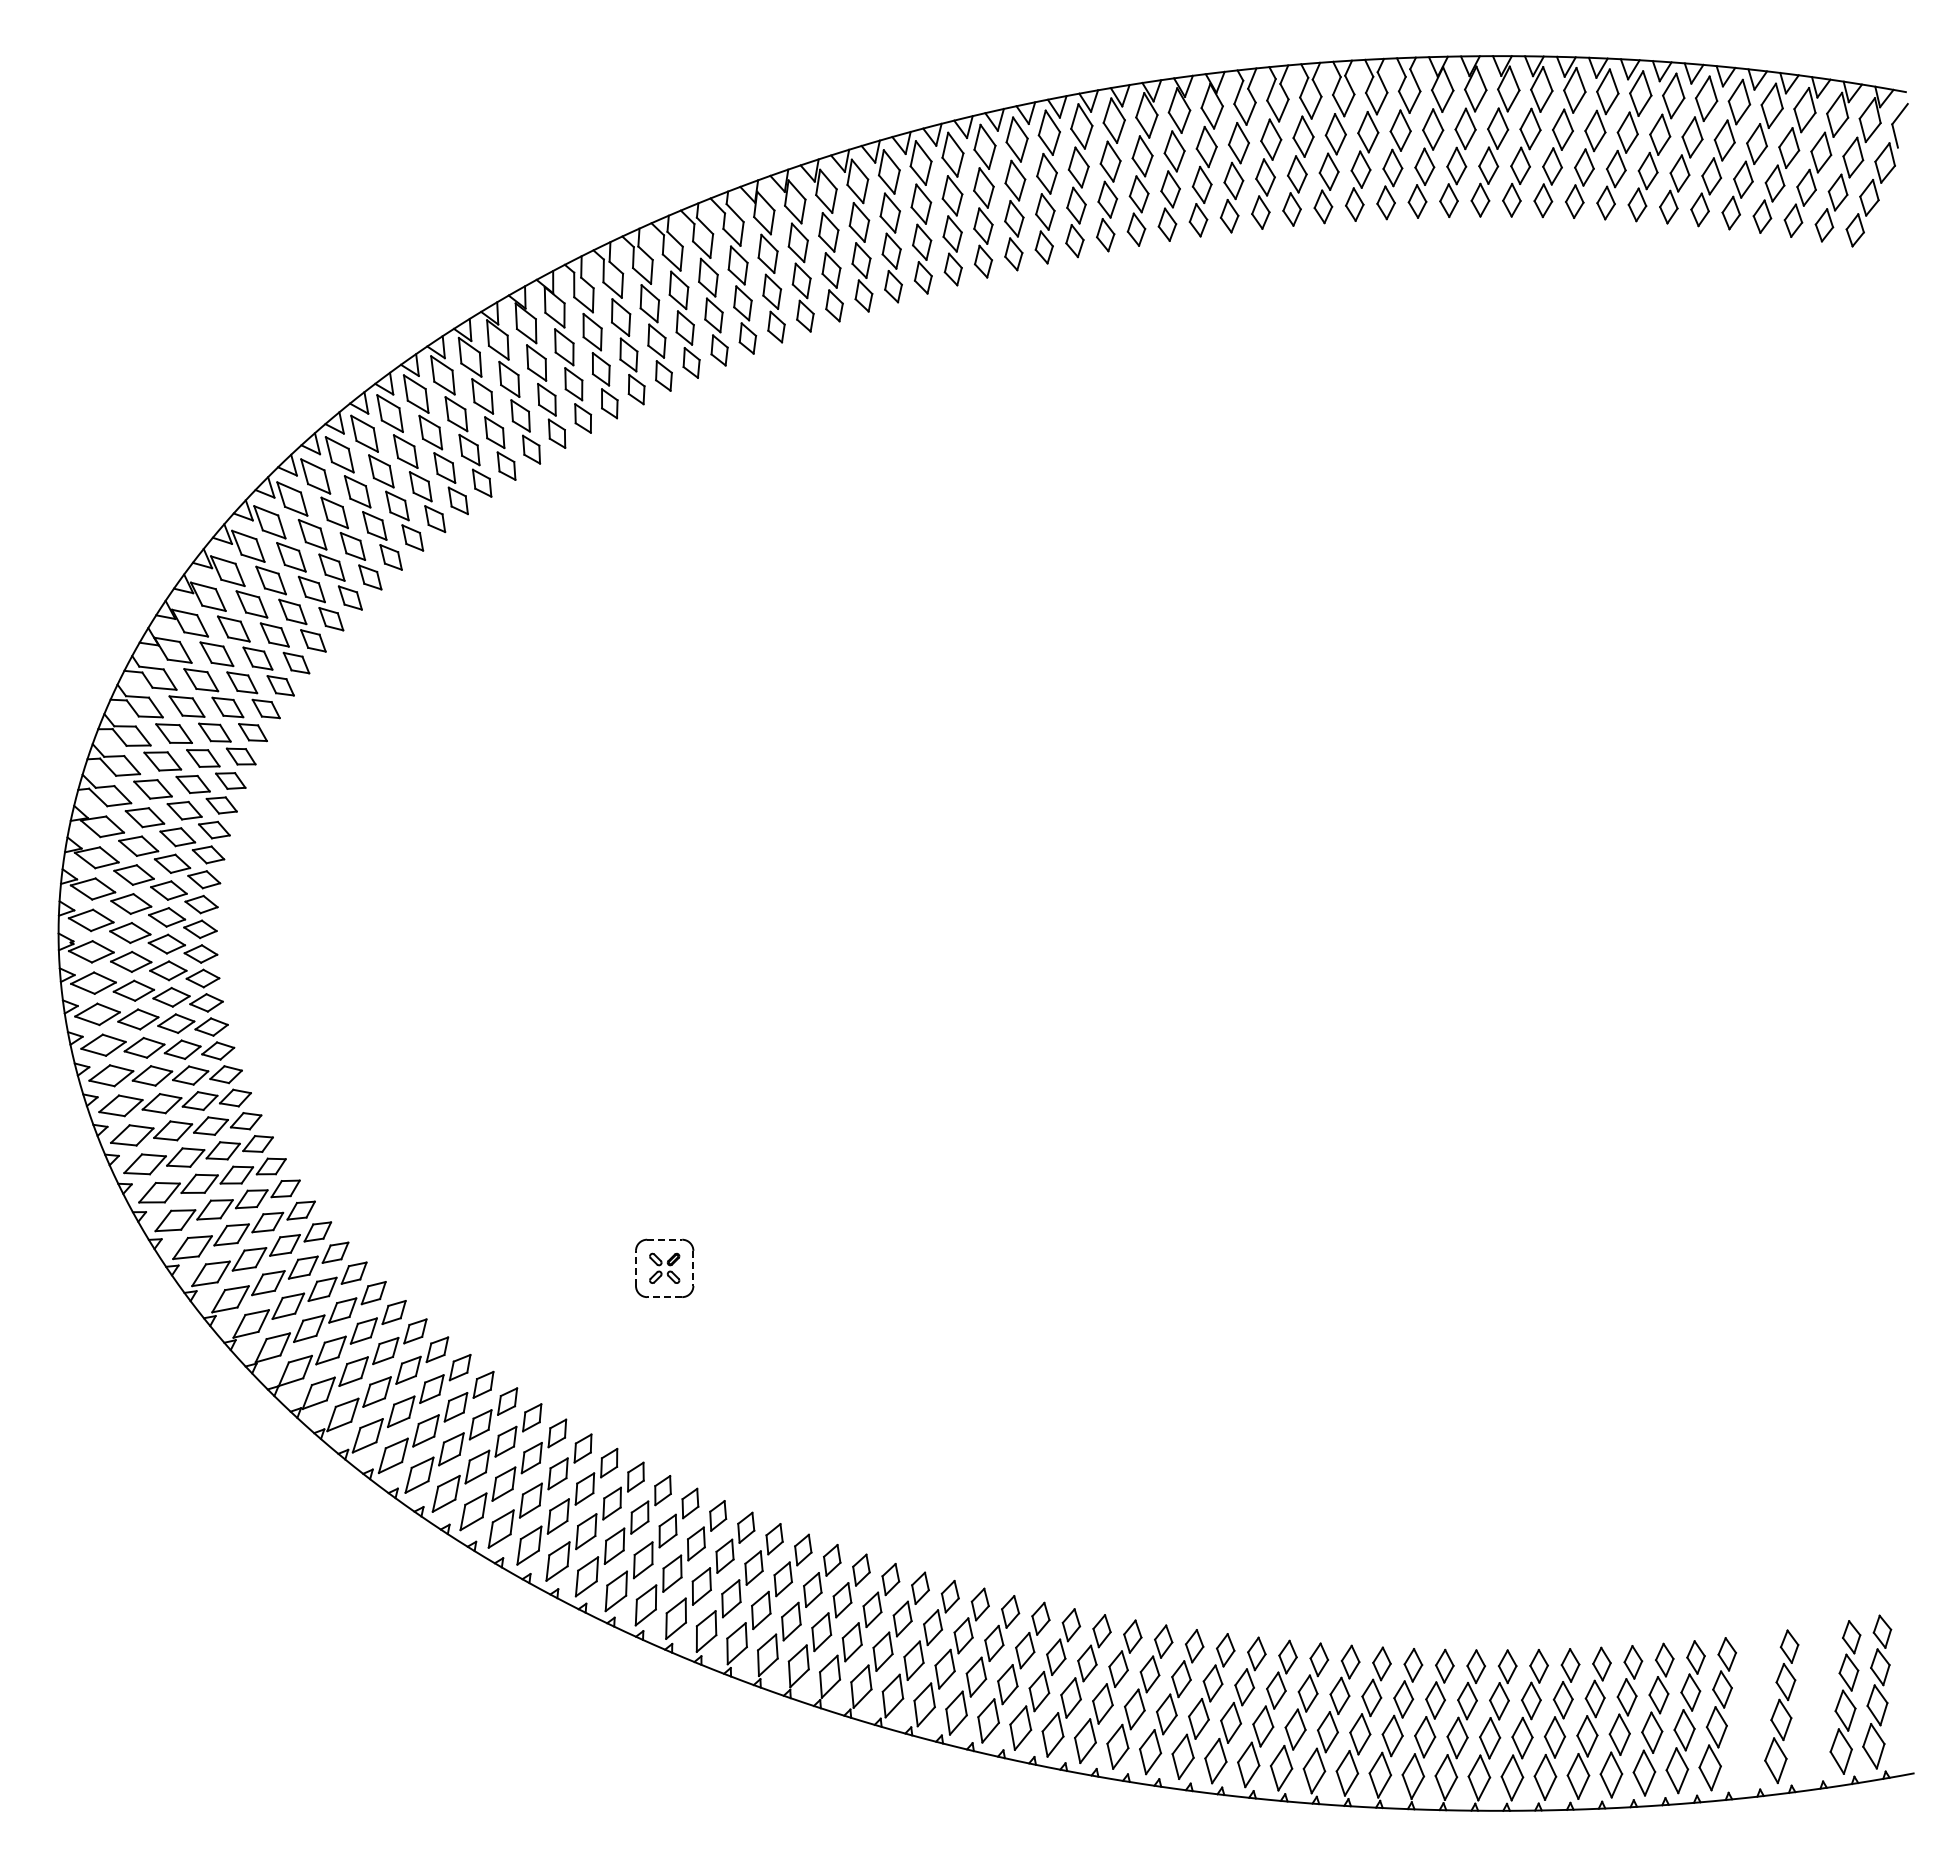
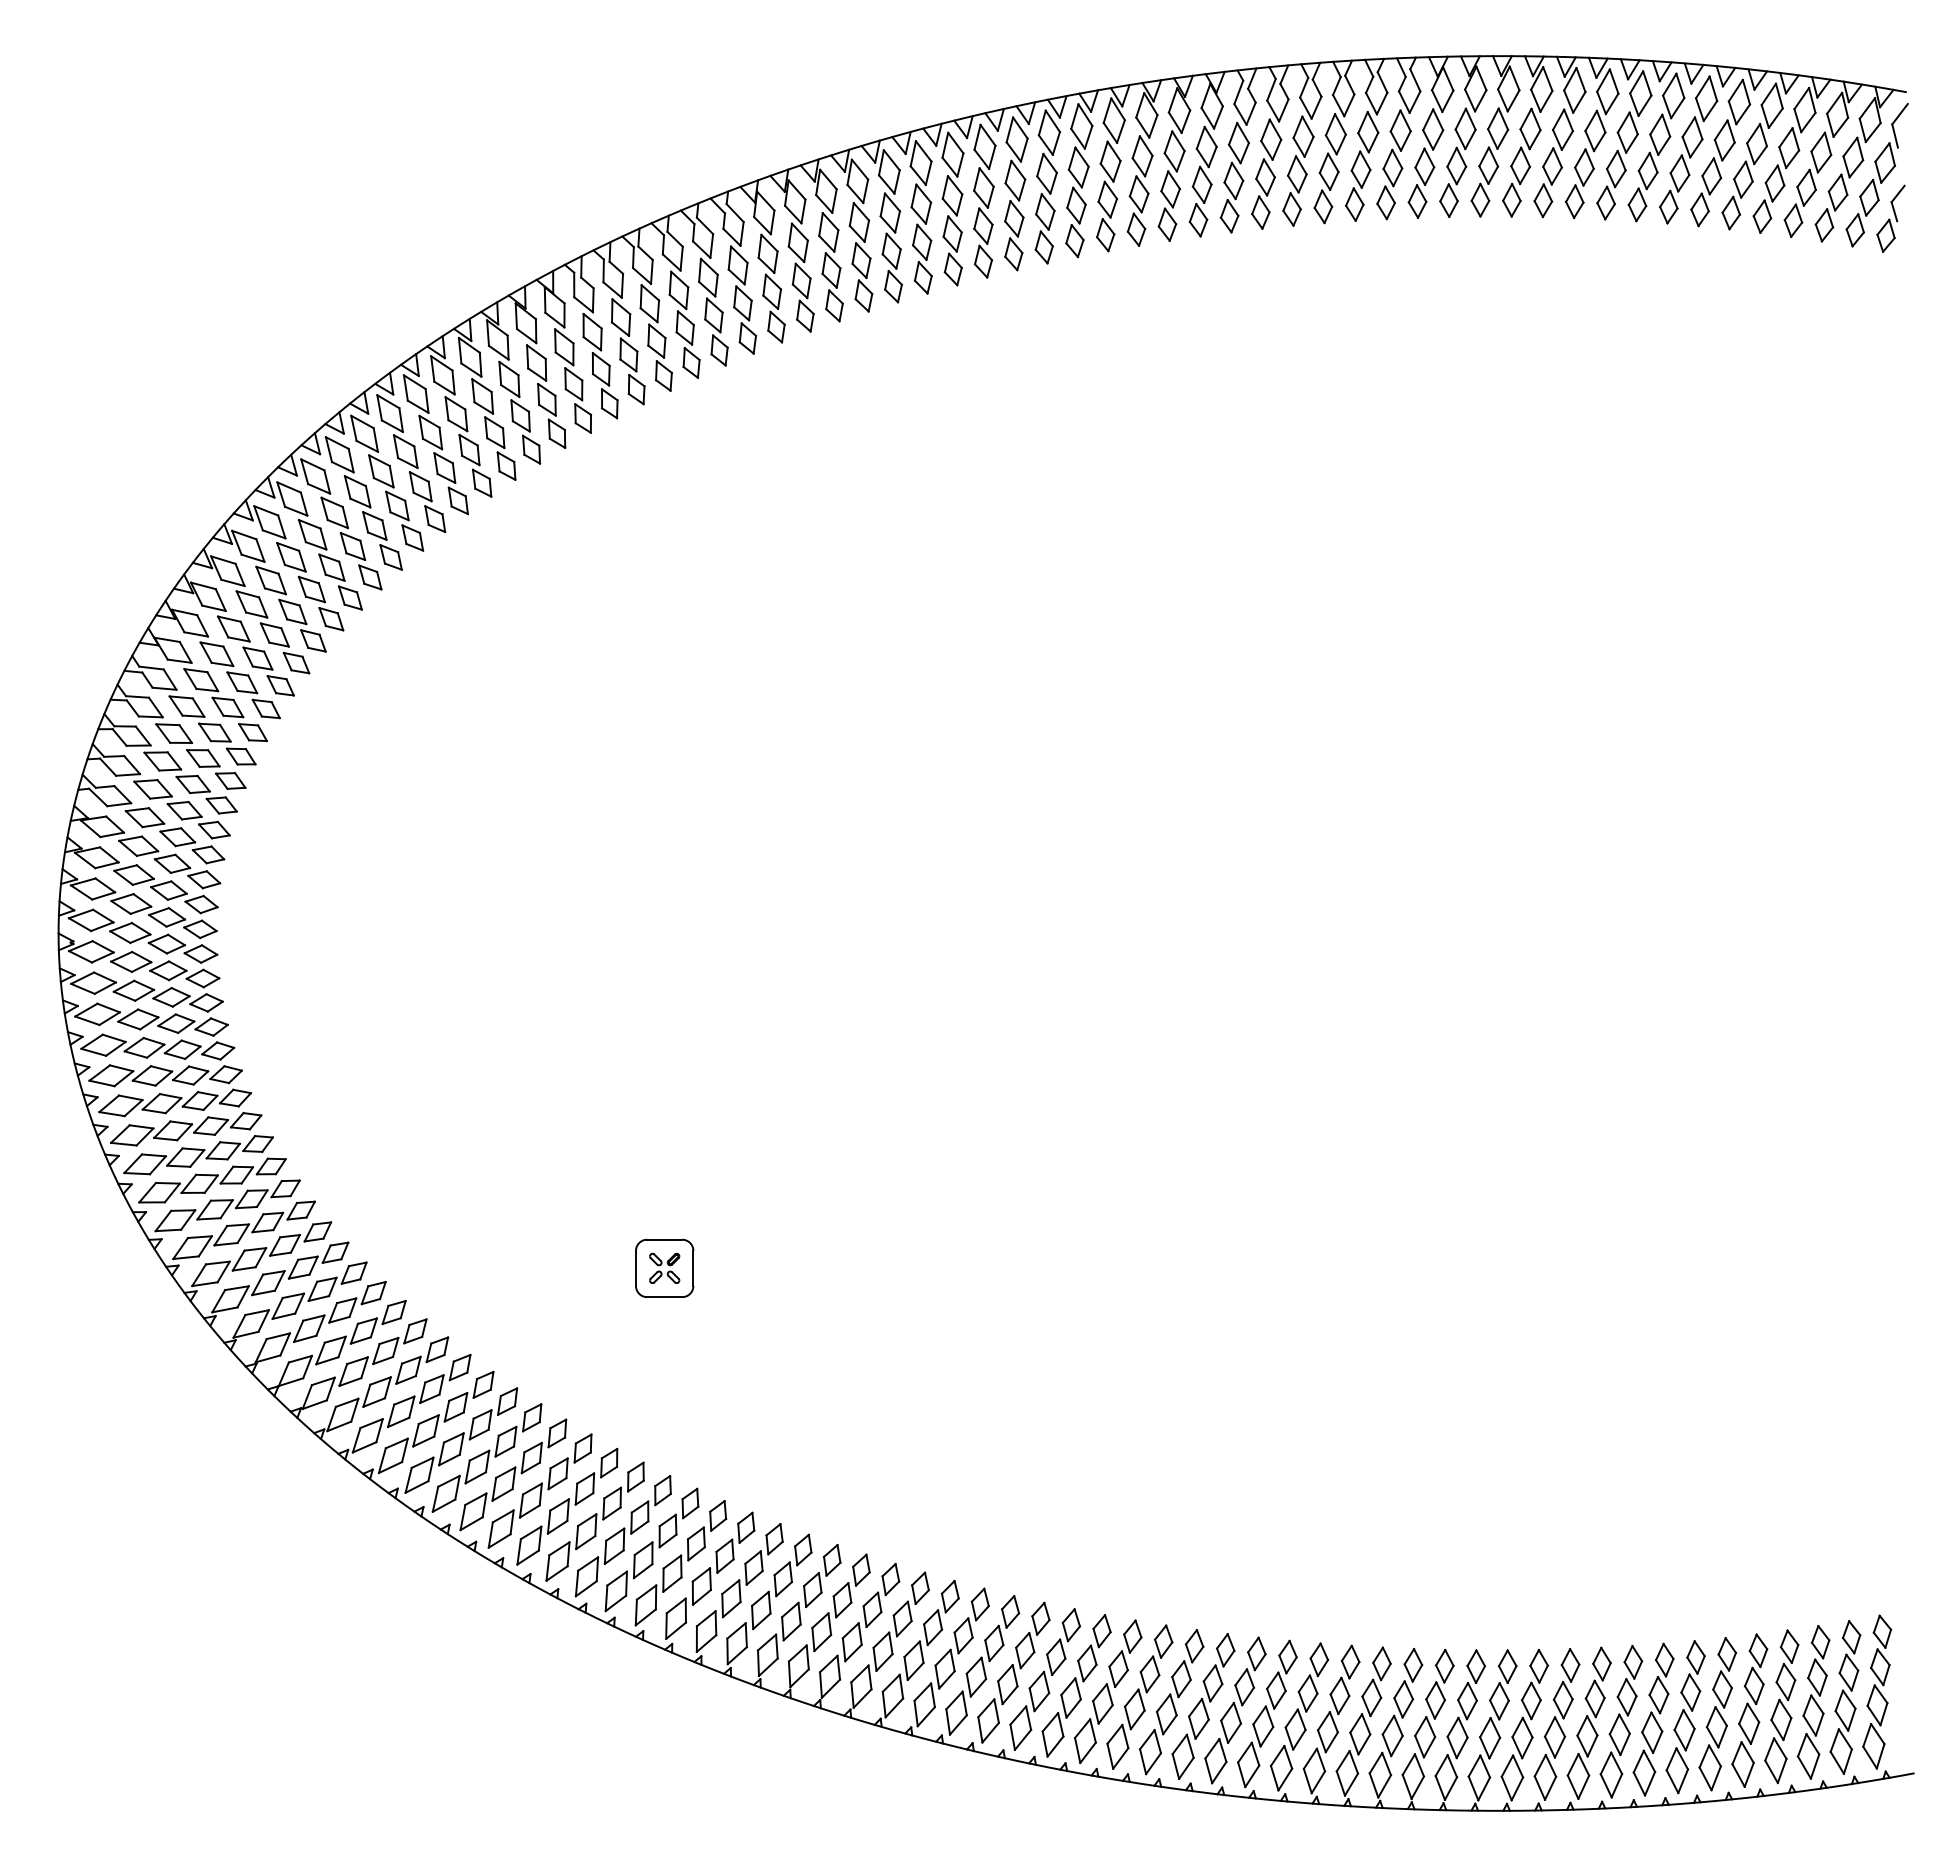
part: none -> present (1890, 218)
line: dashed -> solid (664, 1239)
line: dashed -> solid (635, 1268)
line: dashed -> solid (693, 1268)
line: dashed -> solid (664, 1297)
part: none -> present (1813, 1702)
part: none -> present (1749, 1710)
